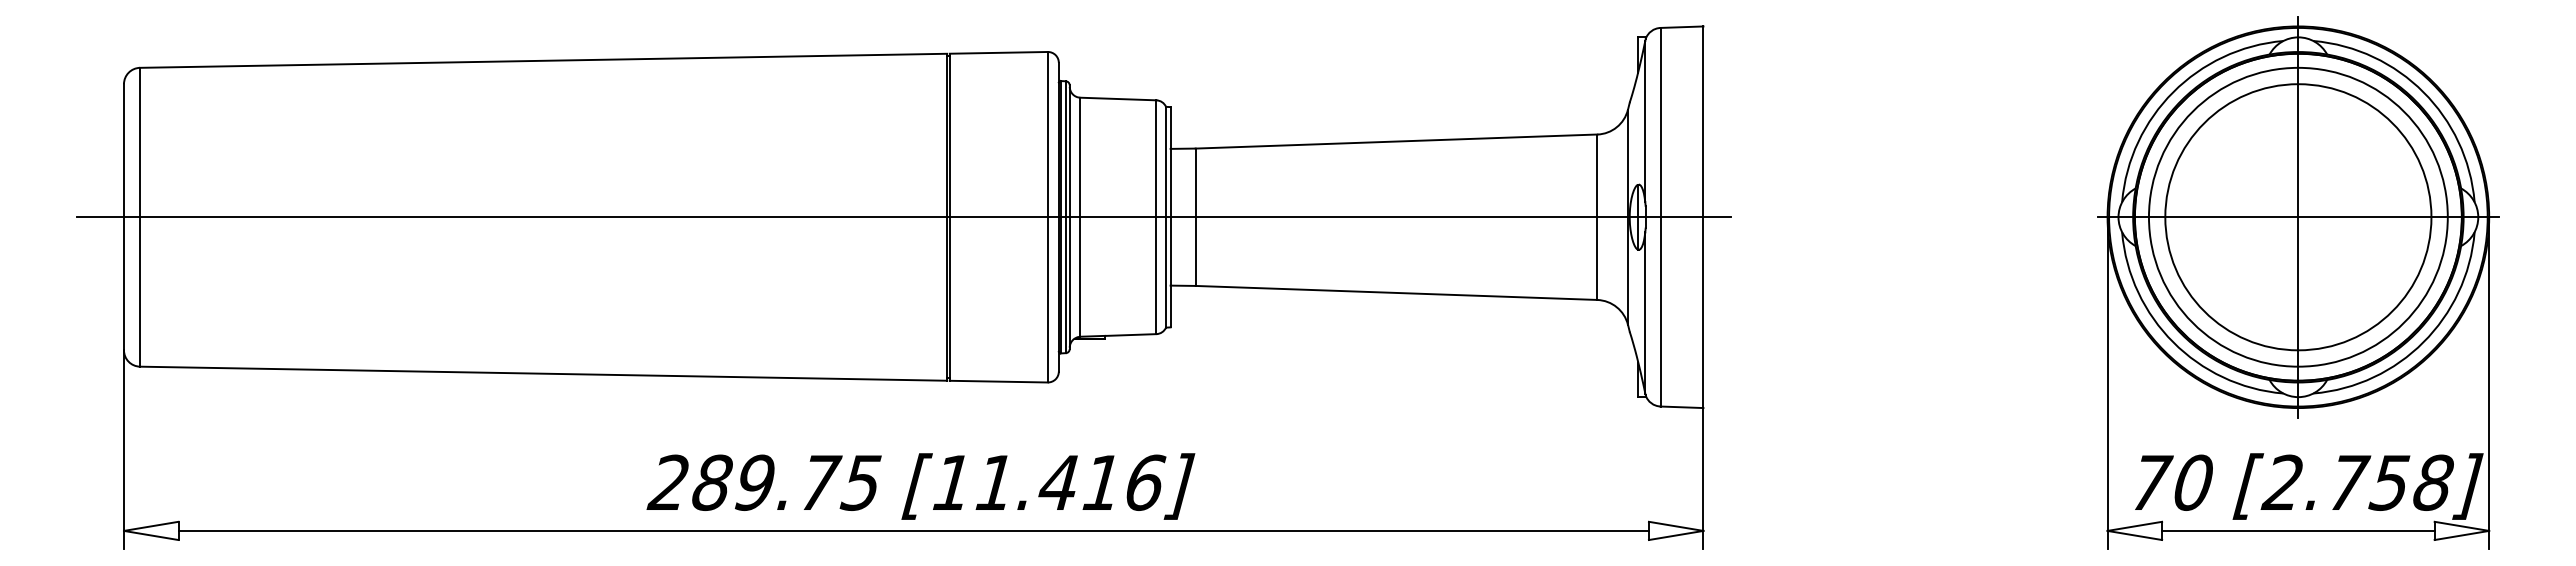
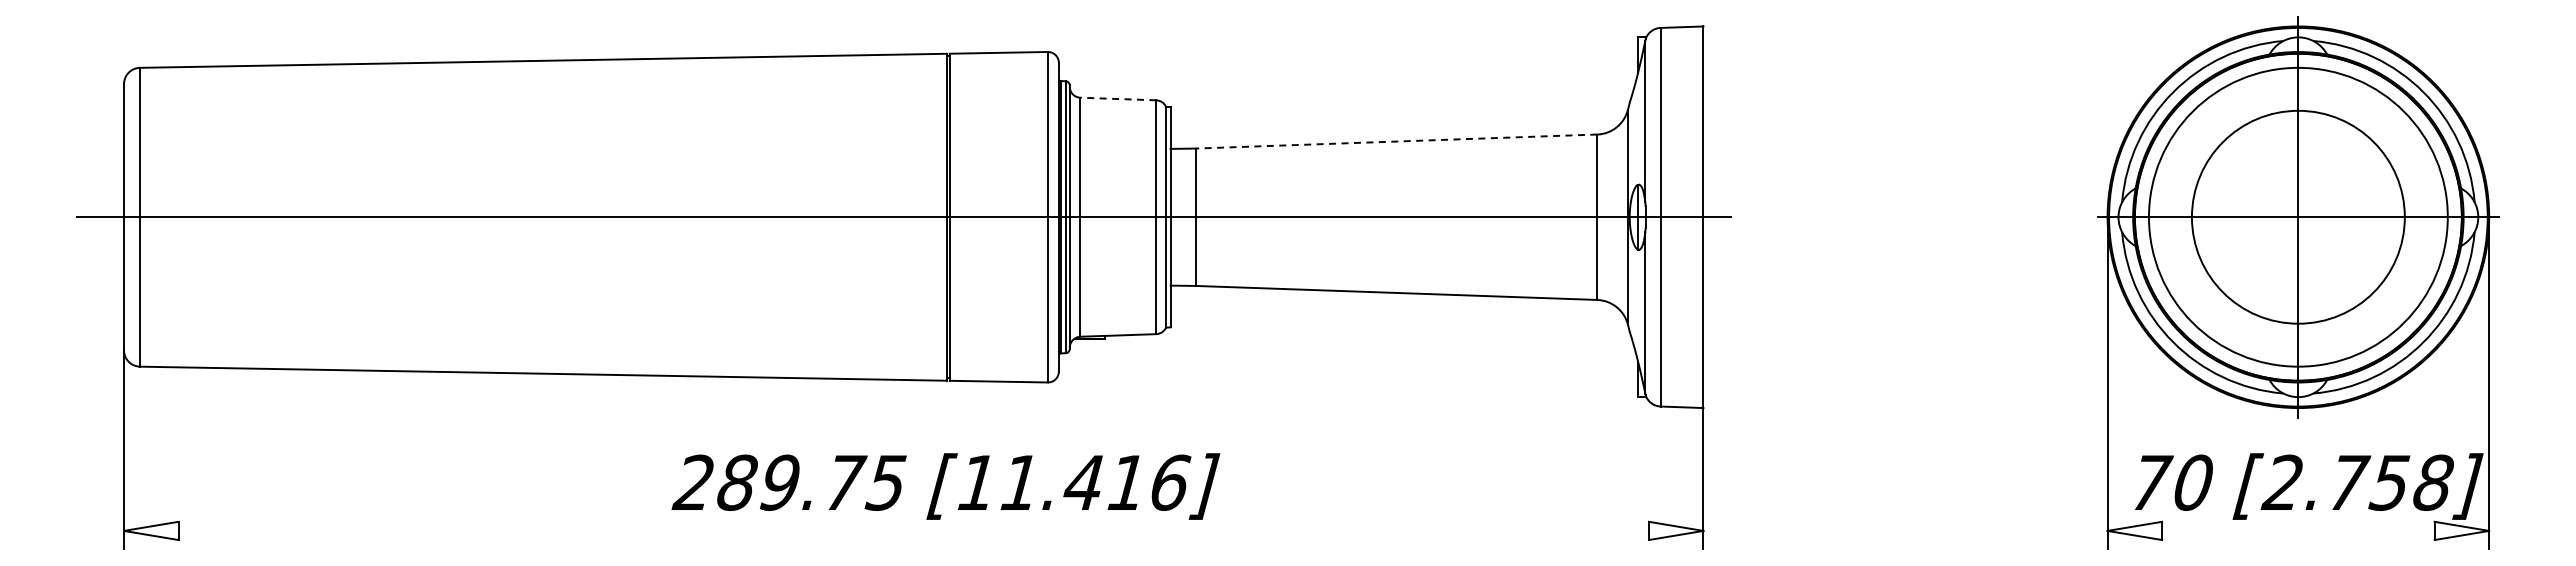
line: solid -> dashed (1117, 99)
line: solid -> dashed (1396, 141)
circle diameter: 266 px -> 213 px (2297, 216)
text position: (920, 486) -> (945, 486) (945, 486)
line: present -> none (913, 530)
line: present -> none (2298, 530)
